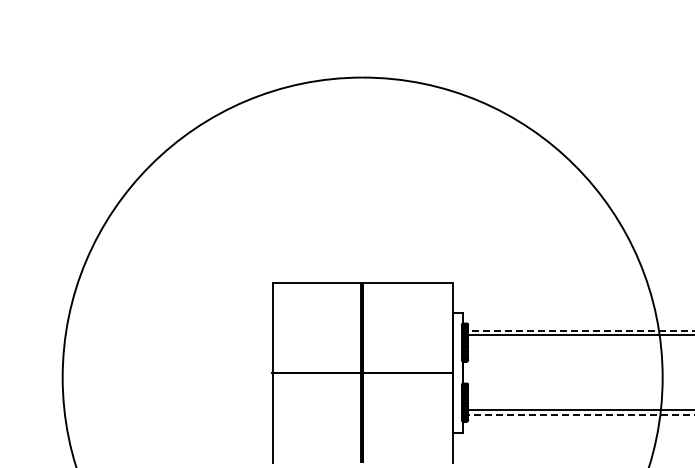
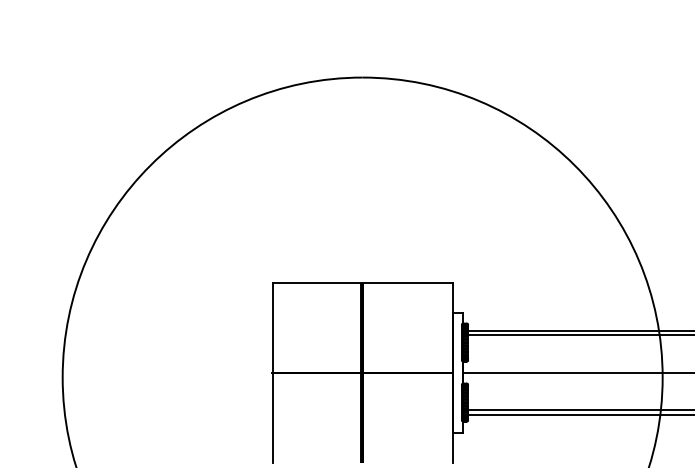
line: dashed -> solid (578, 330)
line: none -> present (576, 372)
line: dashed -> solid (578, 414)
